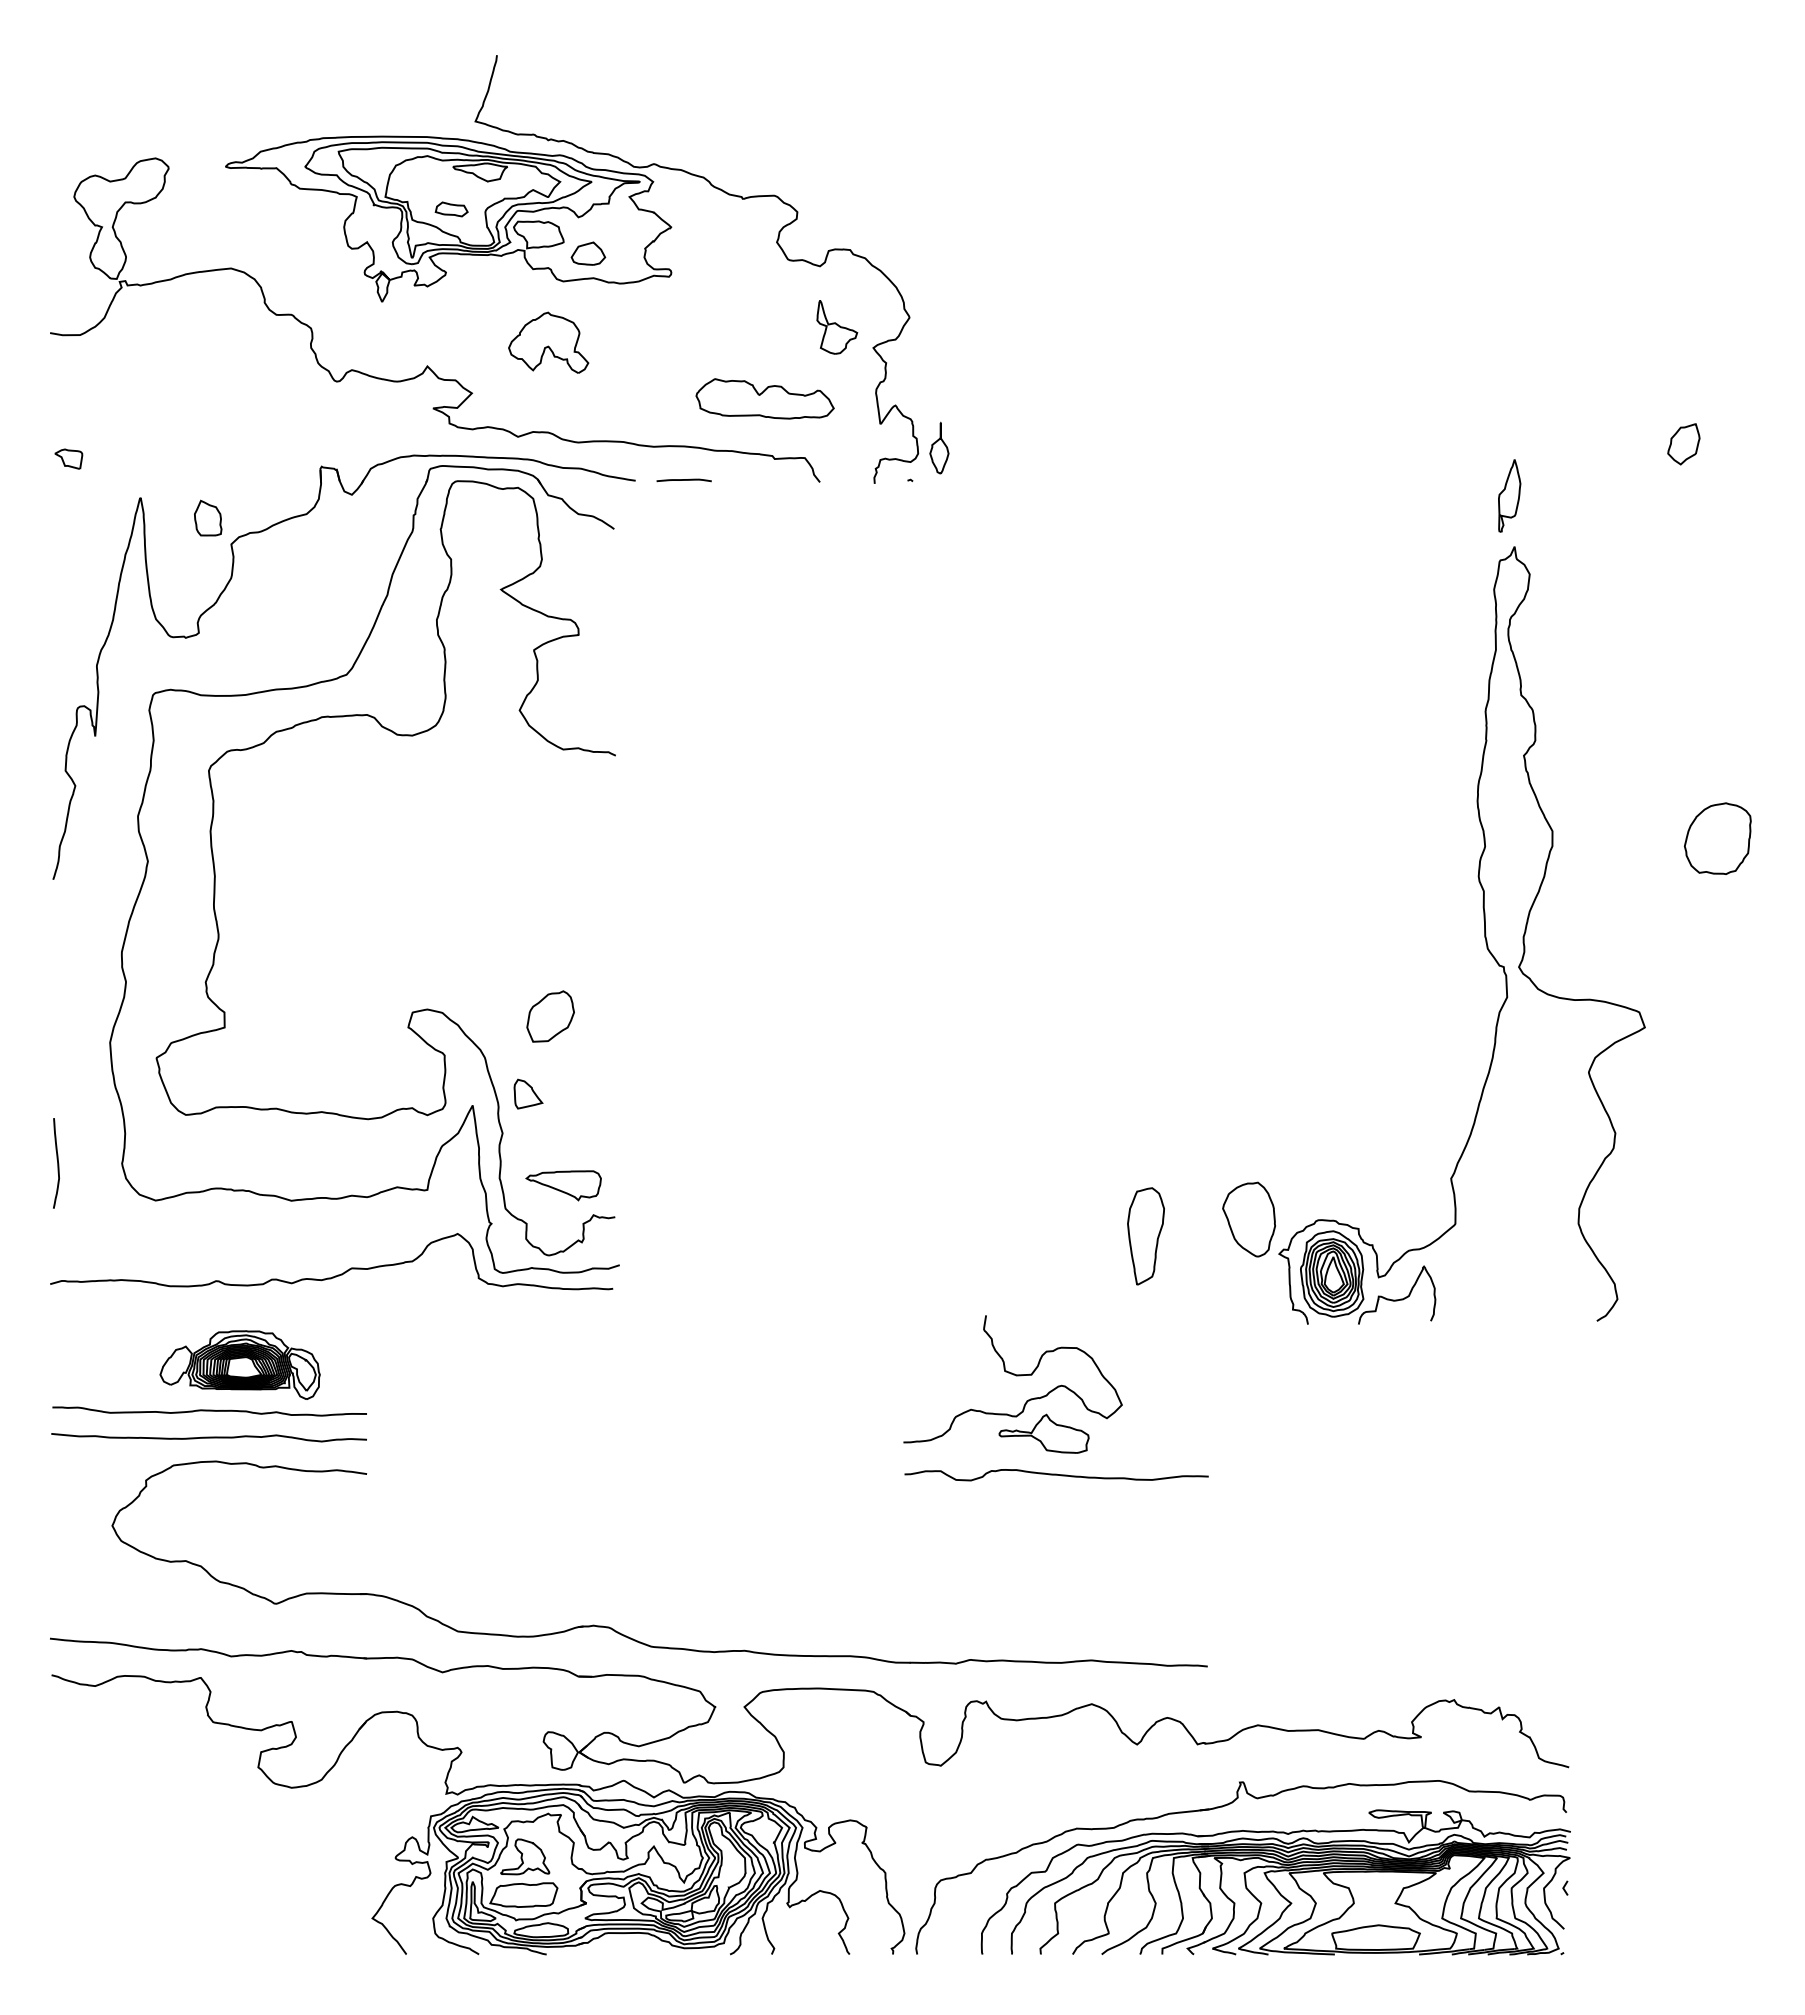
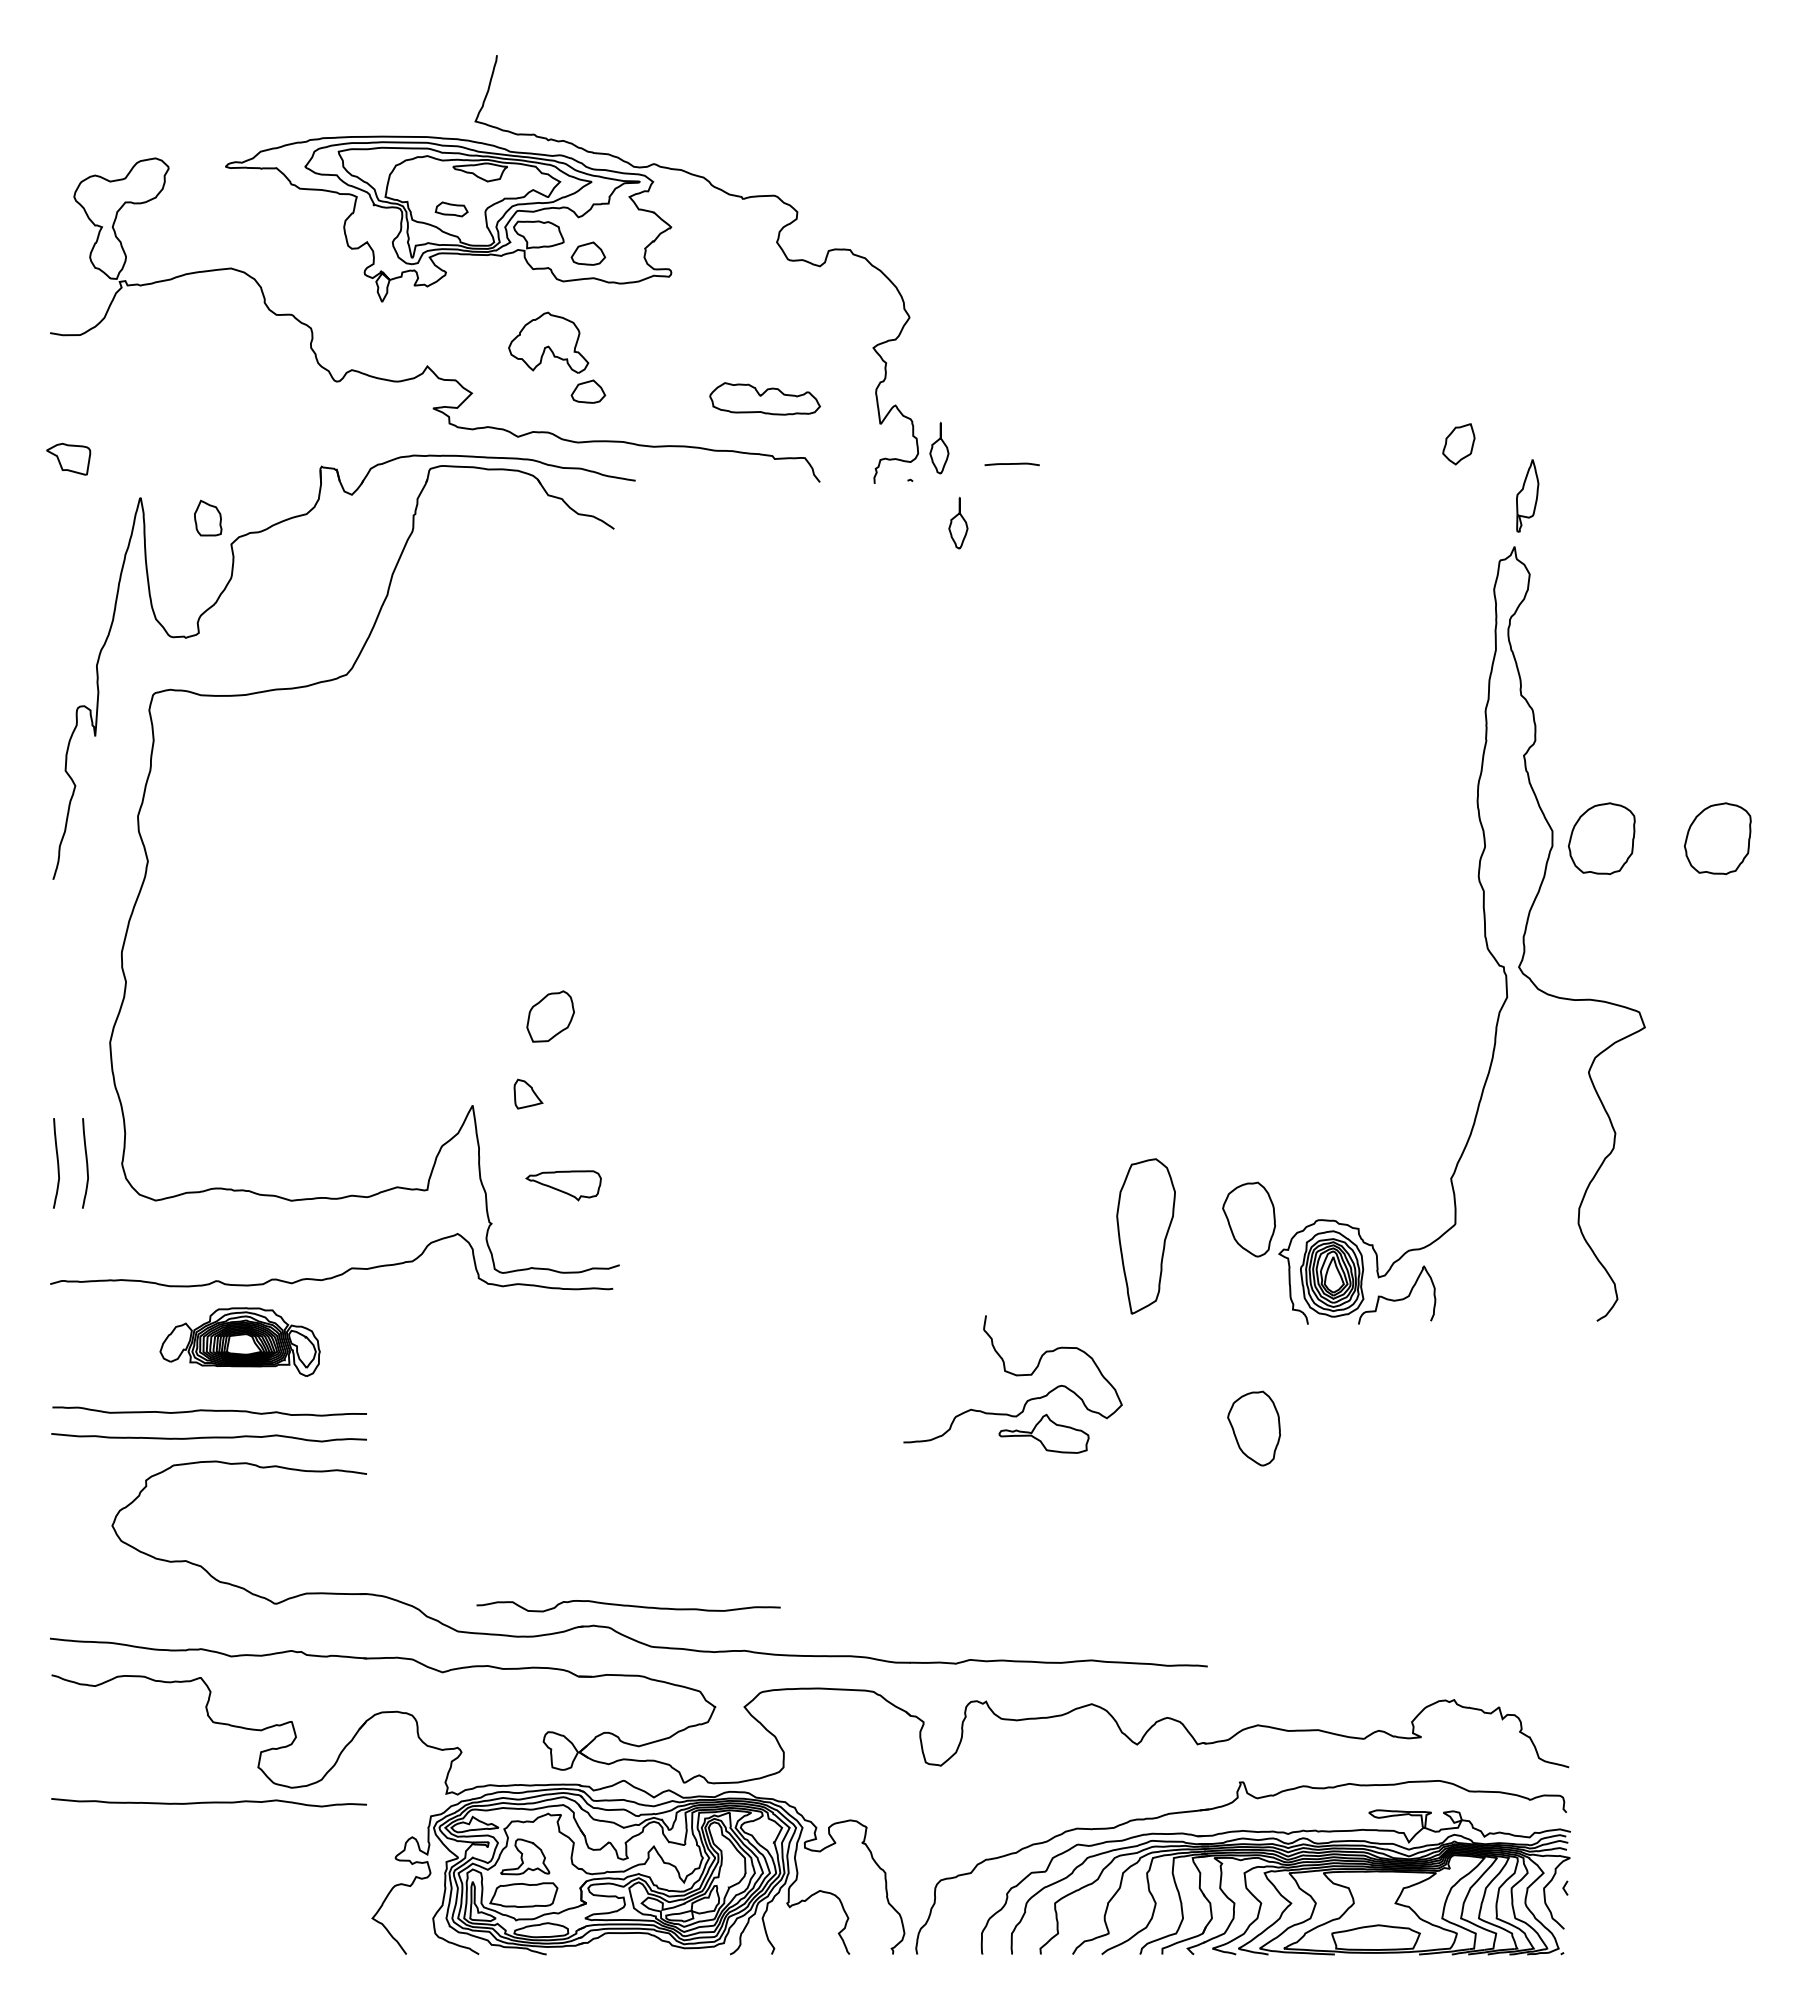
part: present -> none (837, 327)
part: none -> present (588, 391)
part size: 140x42 px -> 112x34 px (764, 398)
part position: (1683, 444) -> (1458, 444) (1458, 444)
part size: 30x22 px -> 46x34 px (68, 458)
curve position: (683, 480) -> (1011, 464) (1011, 464)
part position: (1509, 495) -> (1527, 495) (1527, 495)
part: none -> present (958, 522)
curve: present -> none (401, 736)
part: none -> present (1601, 838)
curve: none -> present (86, 1163)
part size: 38x99 px -> 60x157 px (1145, 1236)
part position: (239, 1364) -> (239, 1341) (239, 1341)
part: none -> present (1253, 1428)
curve position: (1056, 1475) -> (628, 1606) (628, 1606)
curve: none -> present (208, 1802)
